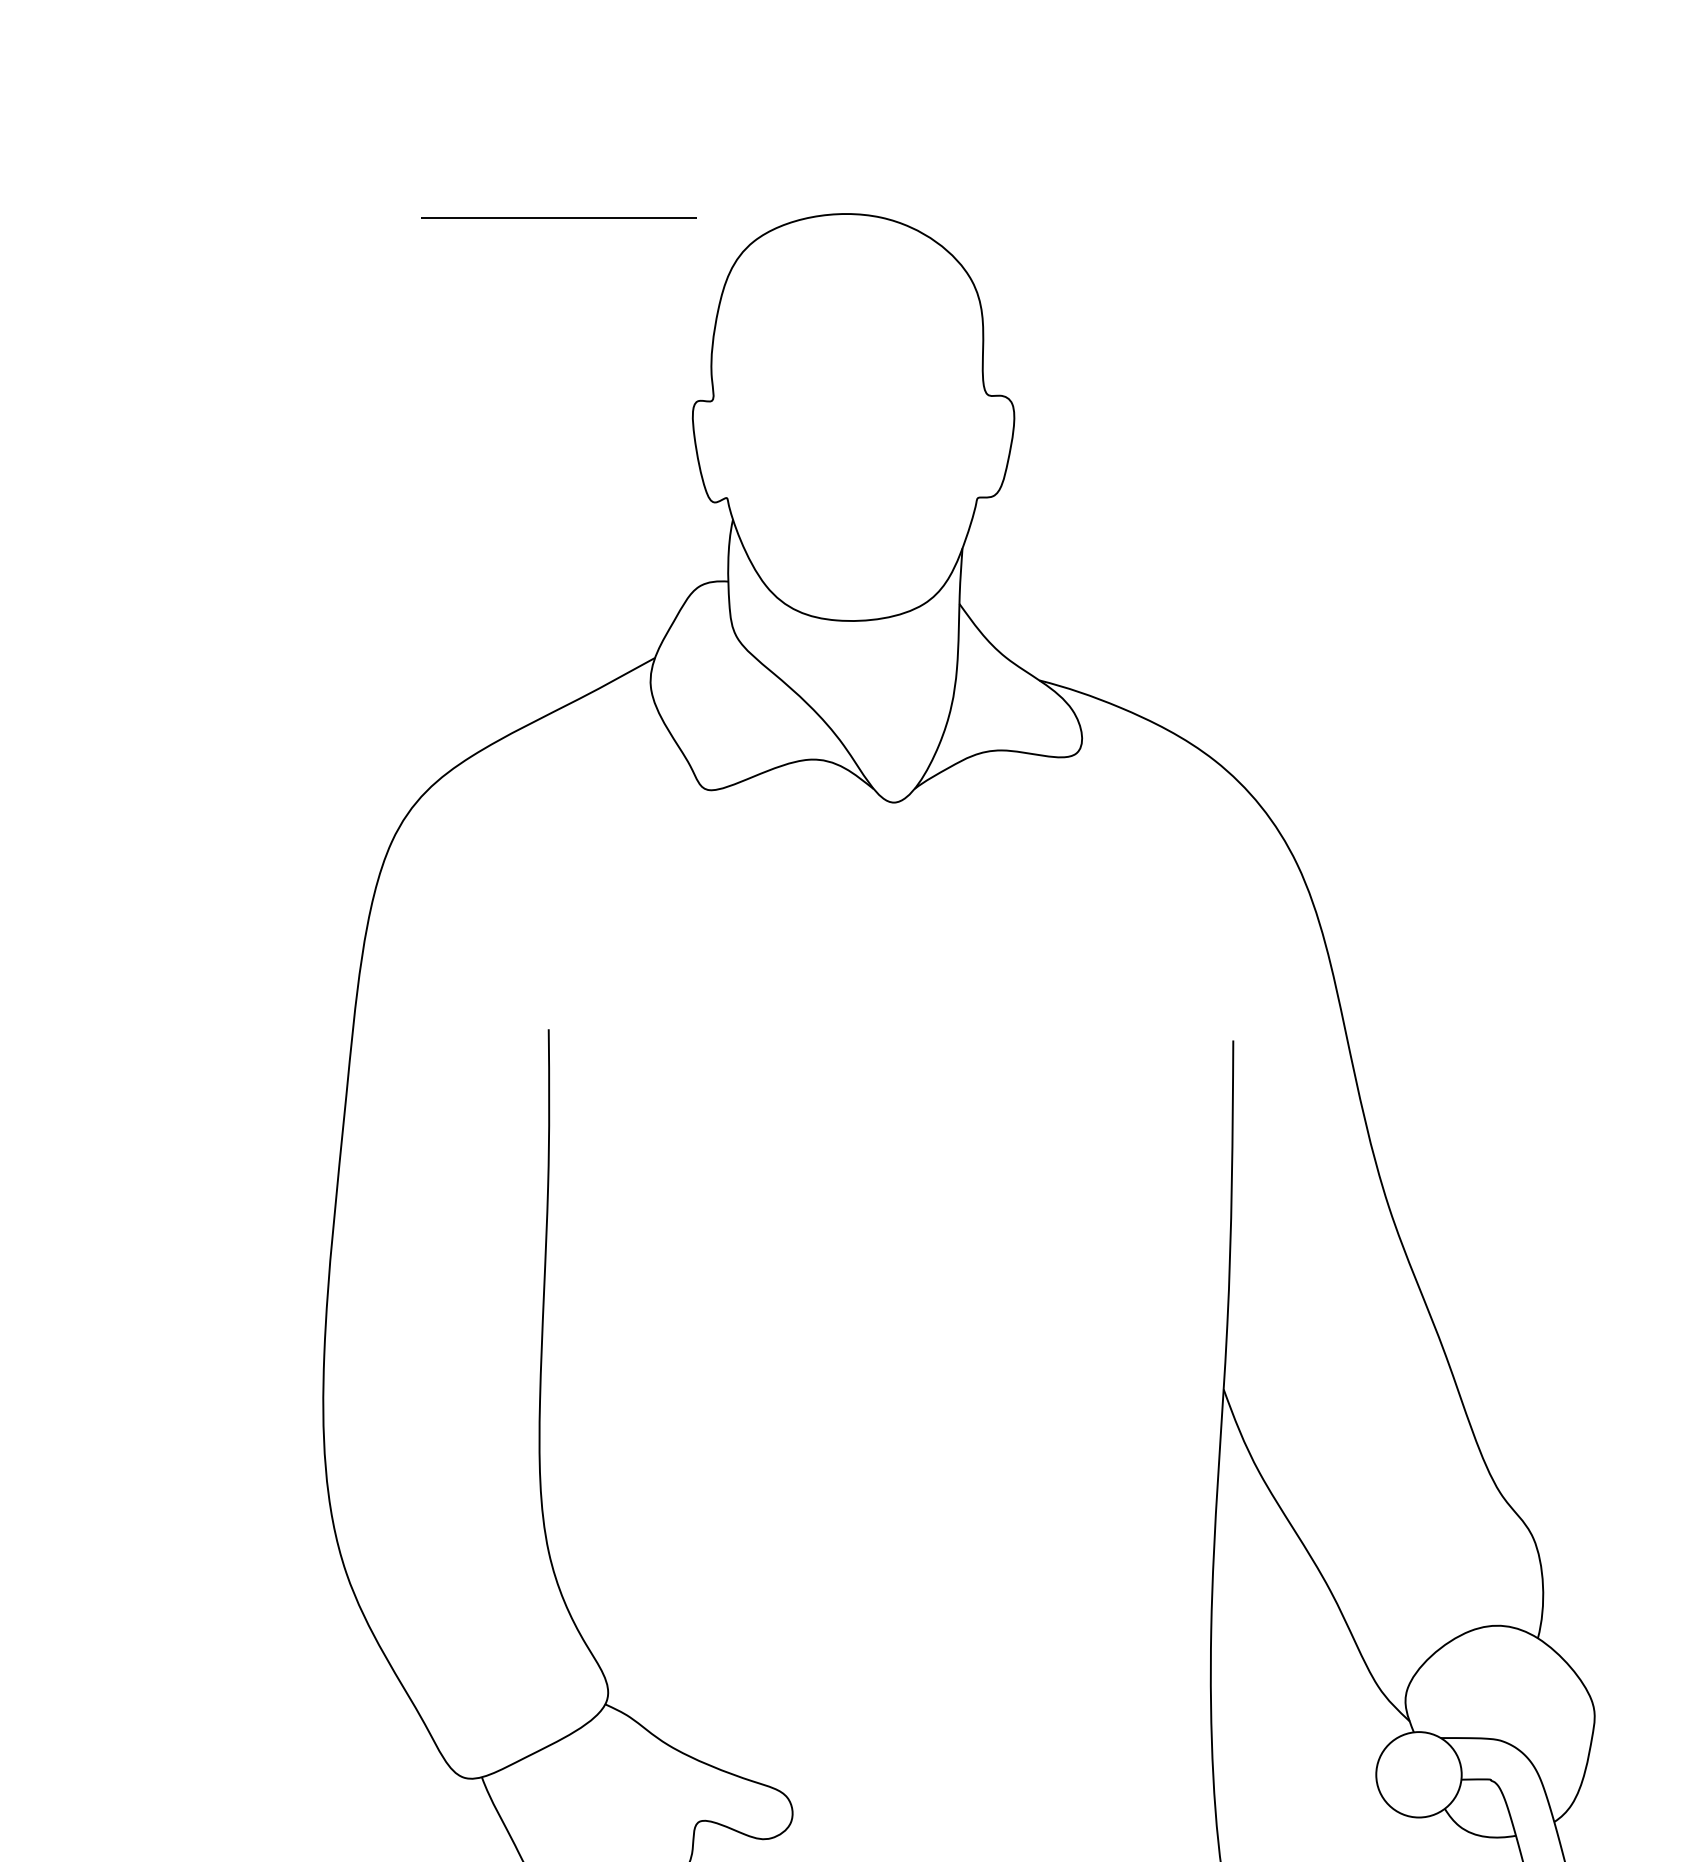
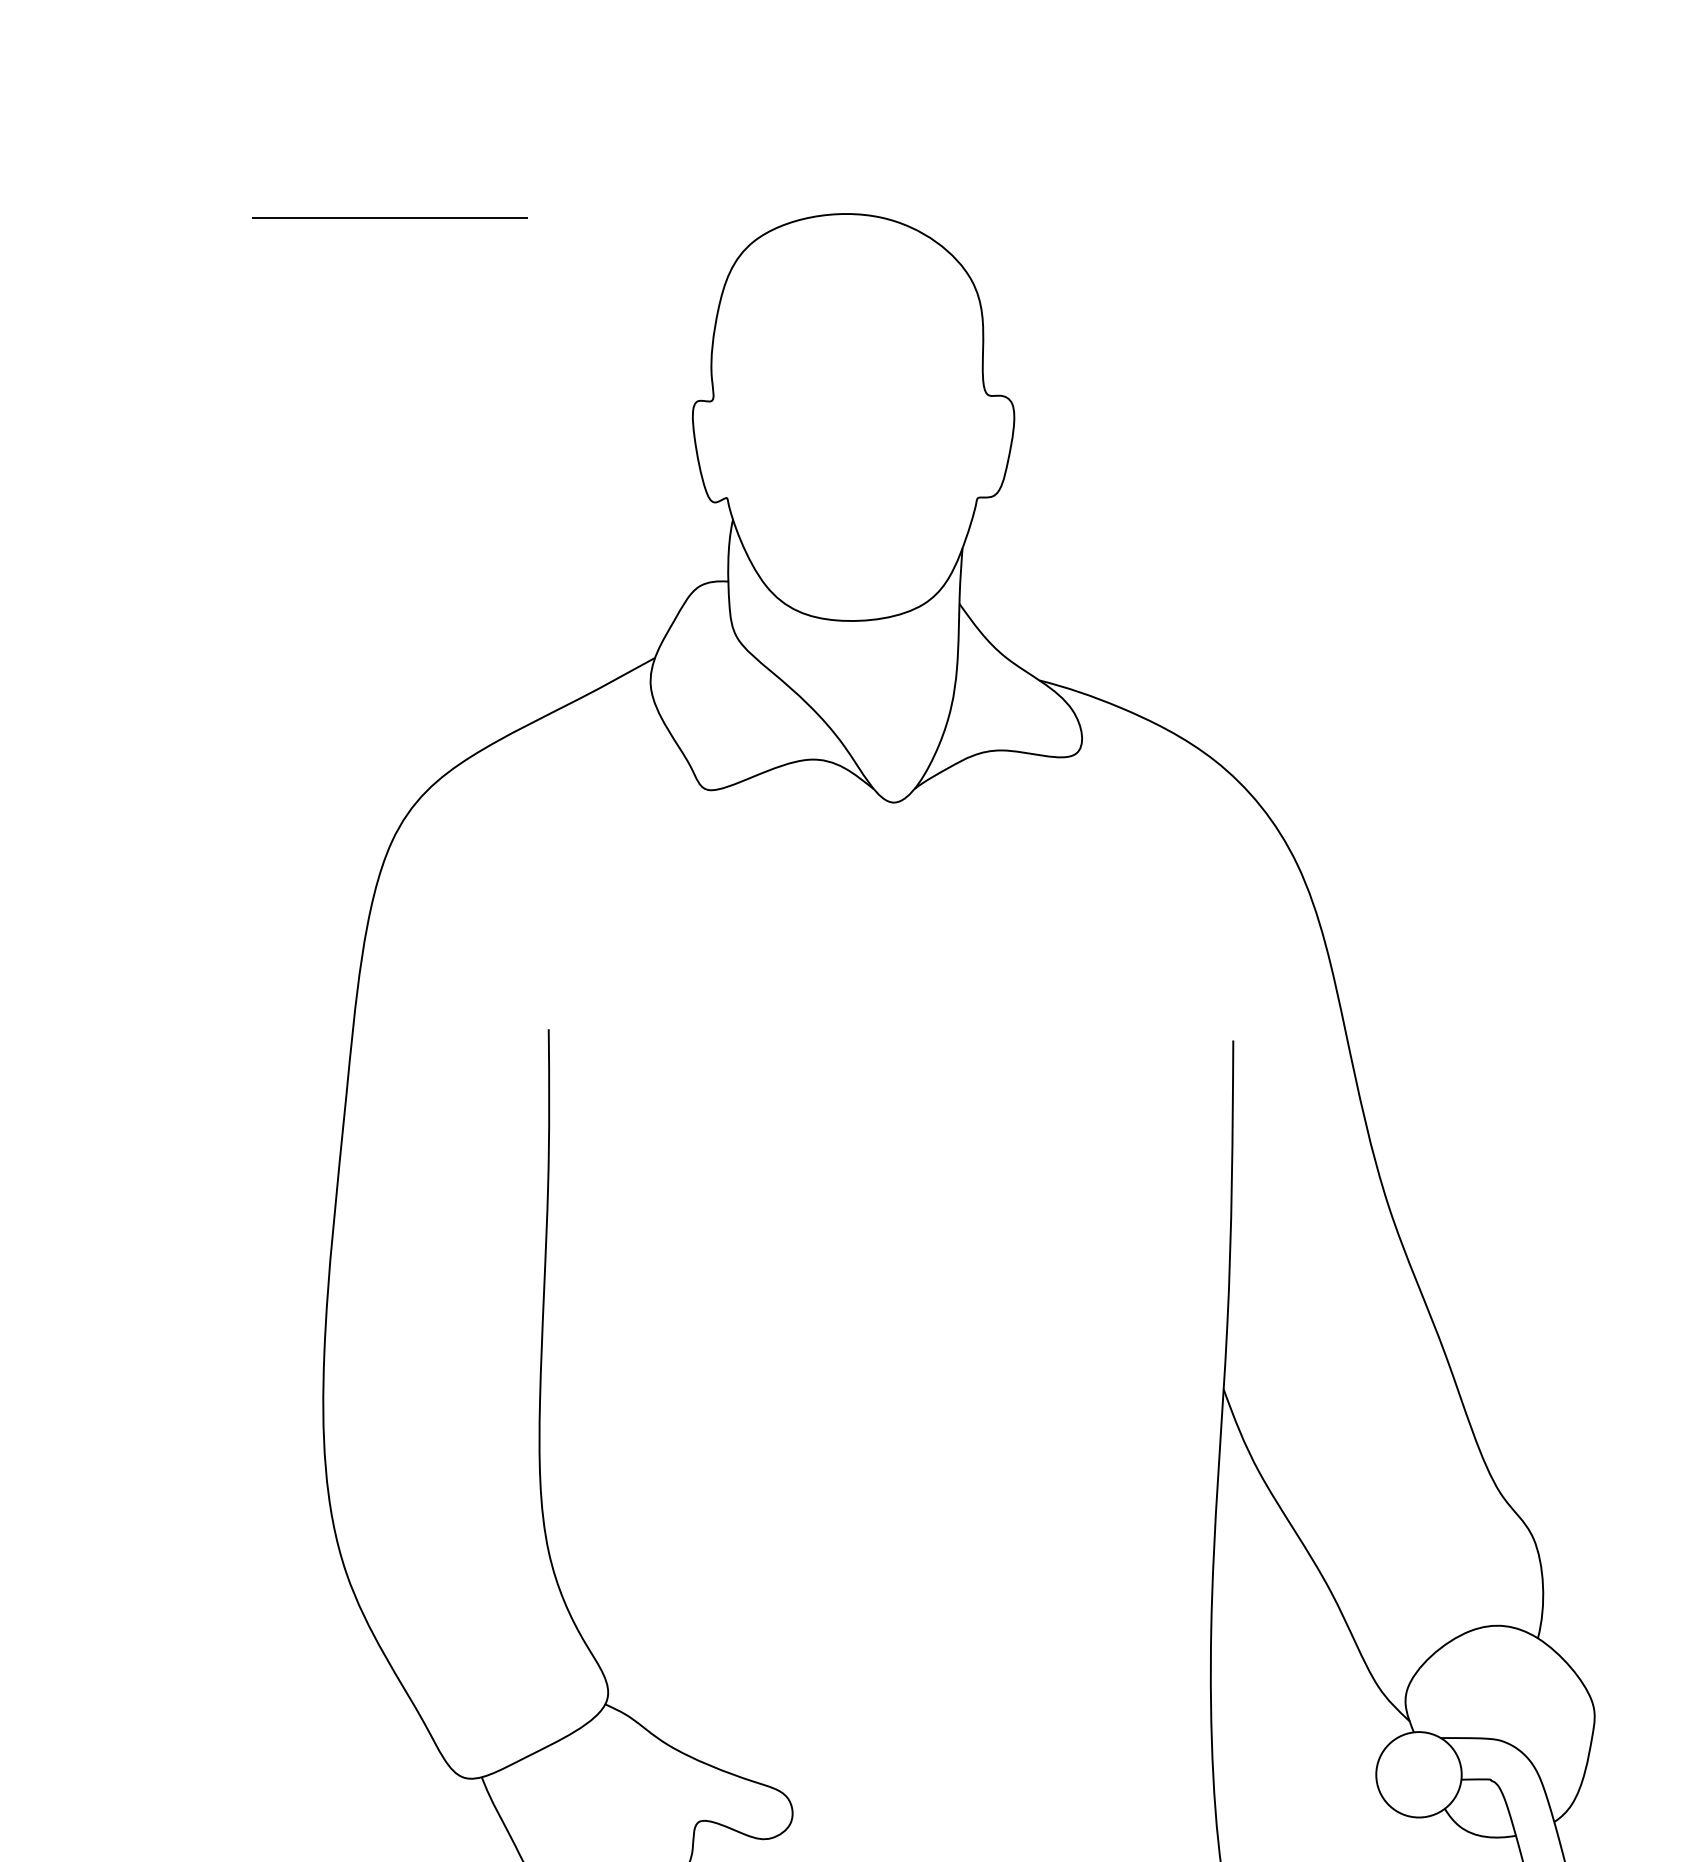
line position: (558, 217) -> (389, 217) (389, 217)
